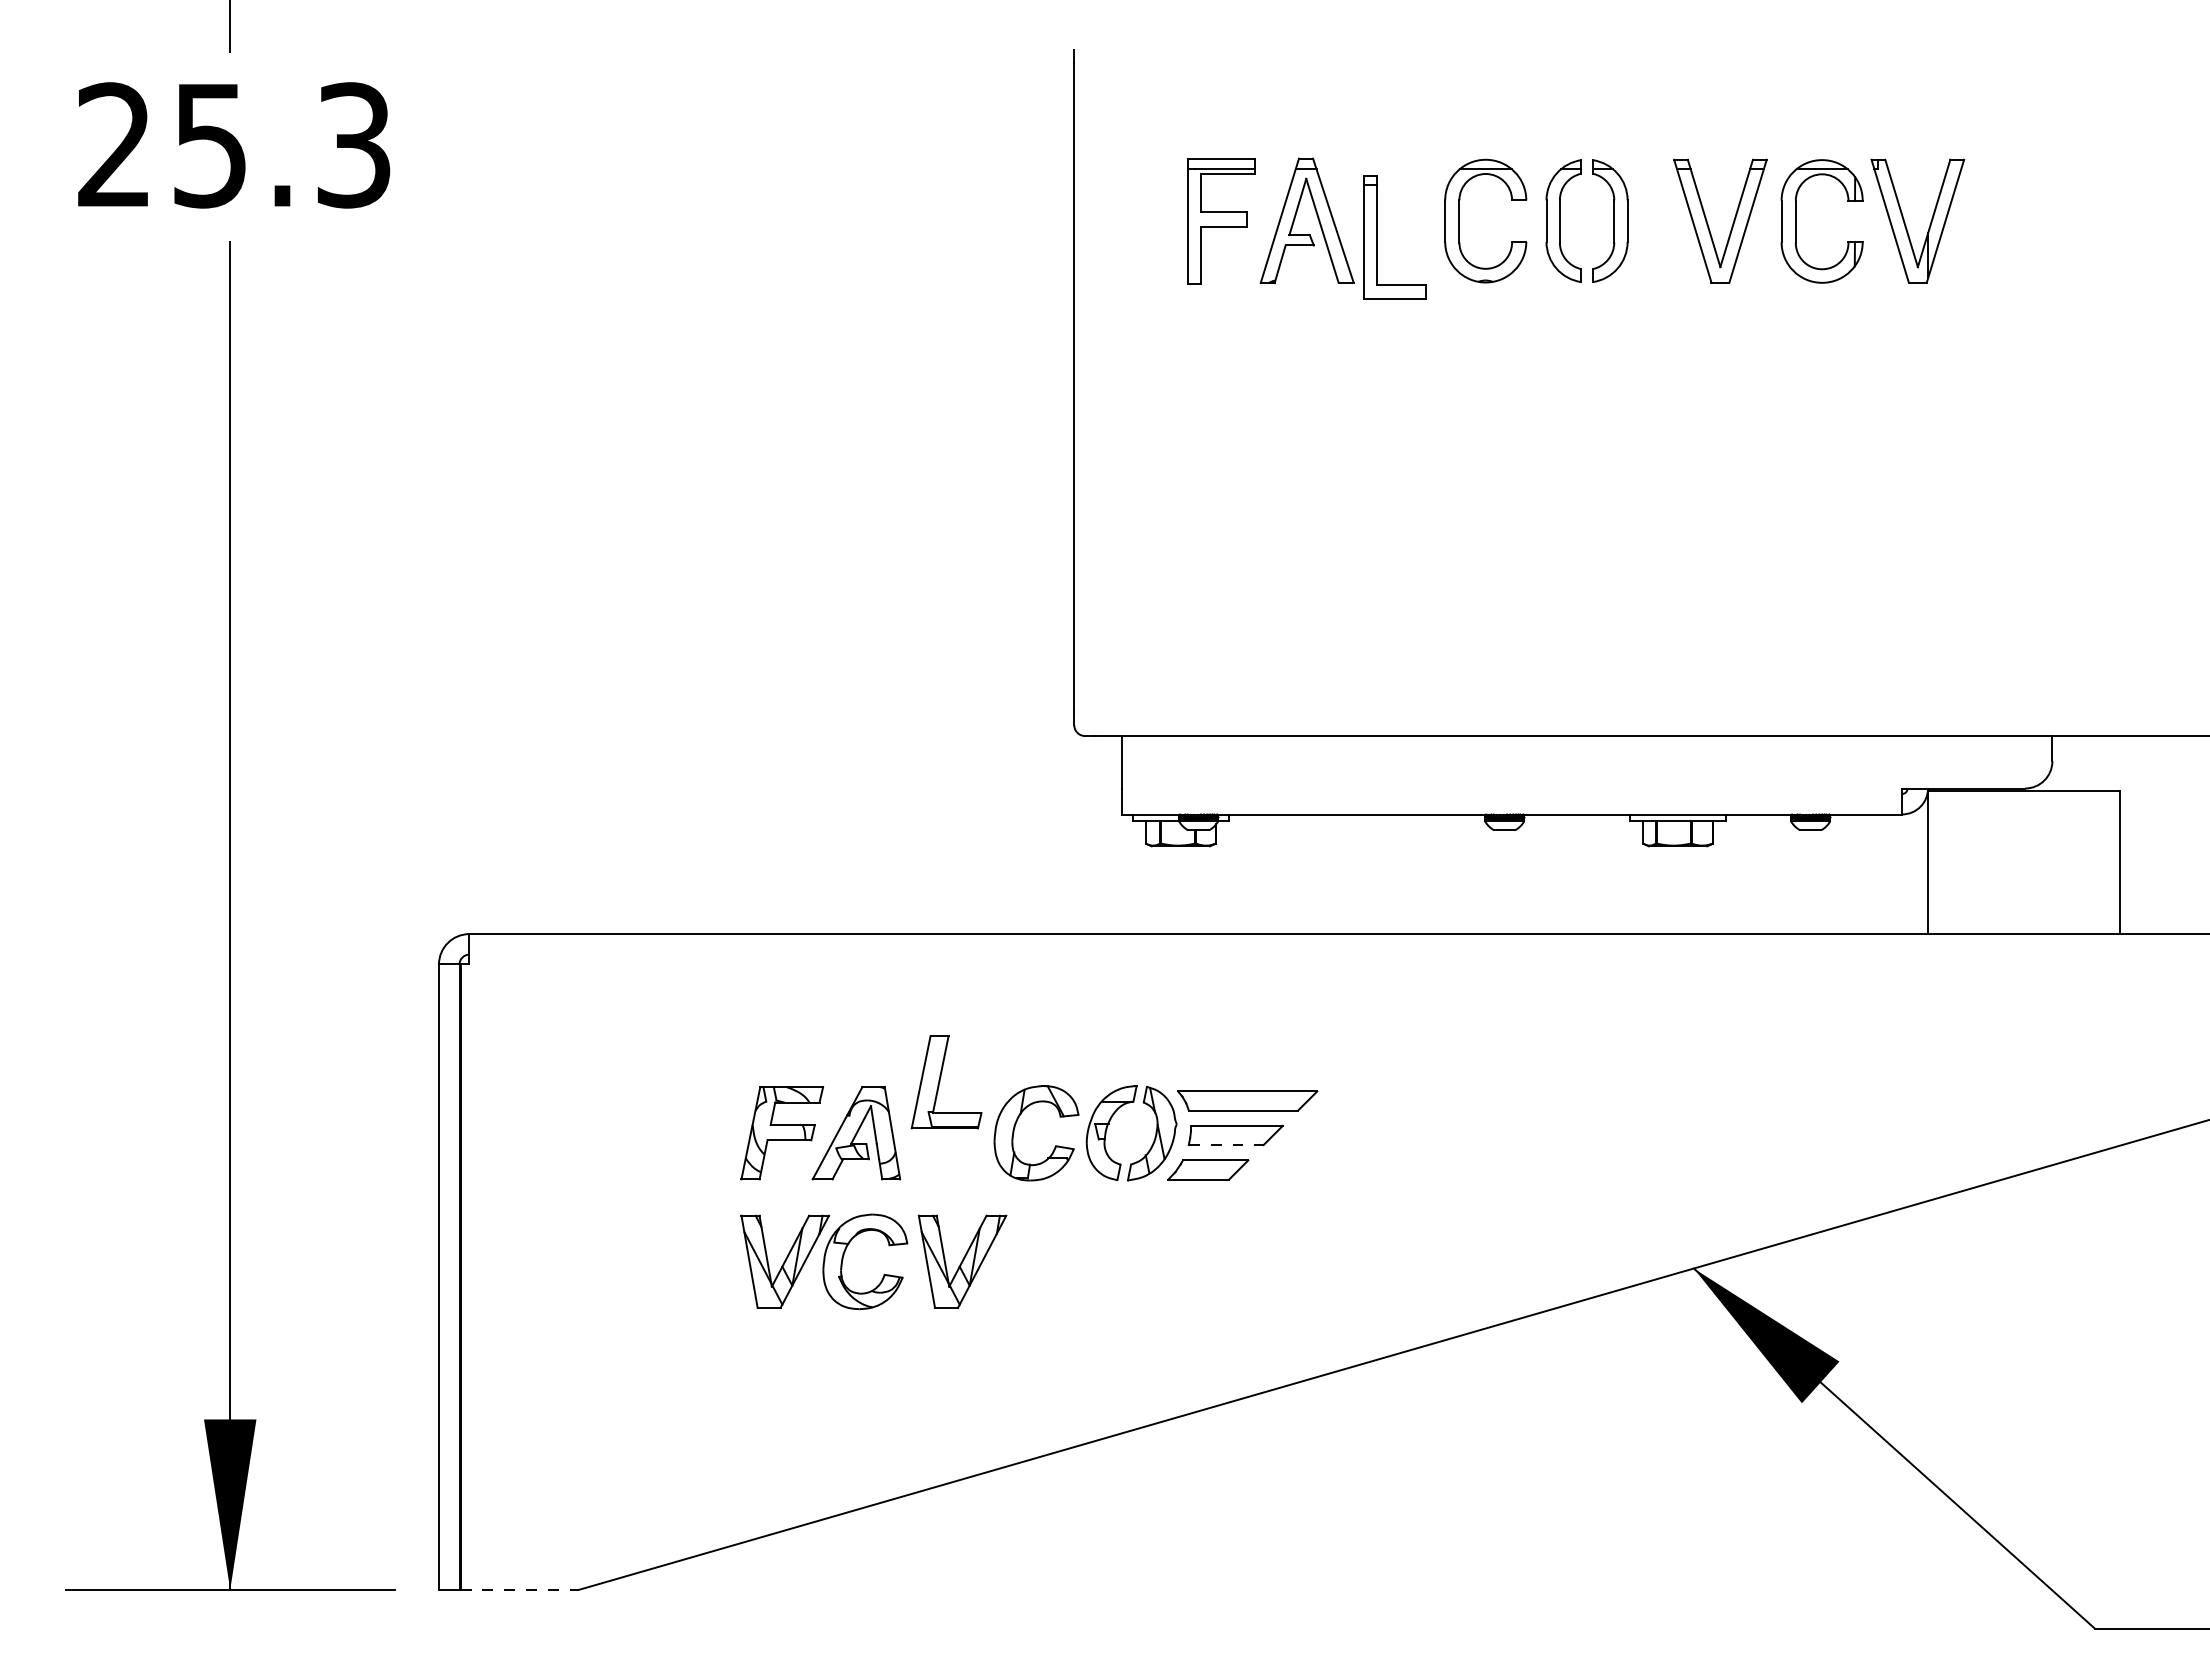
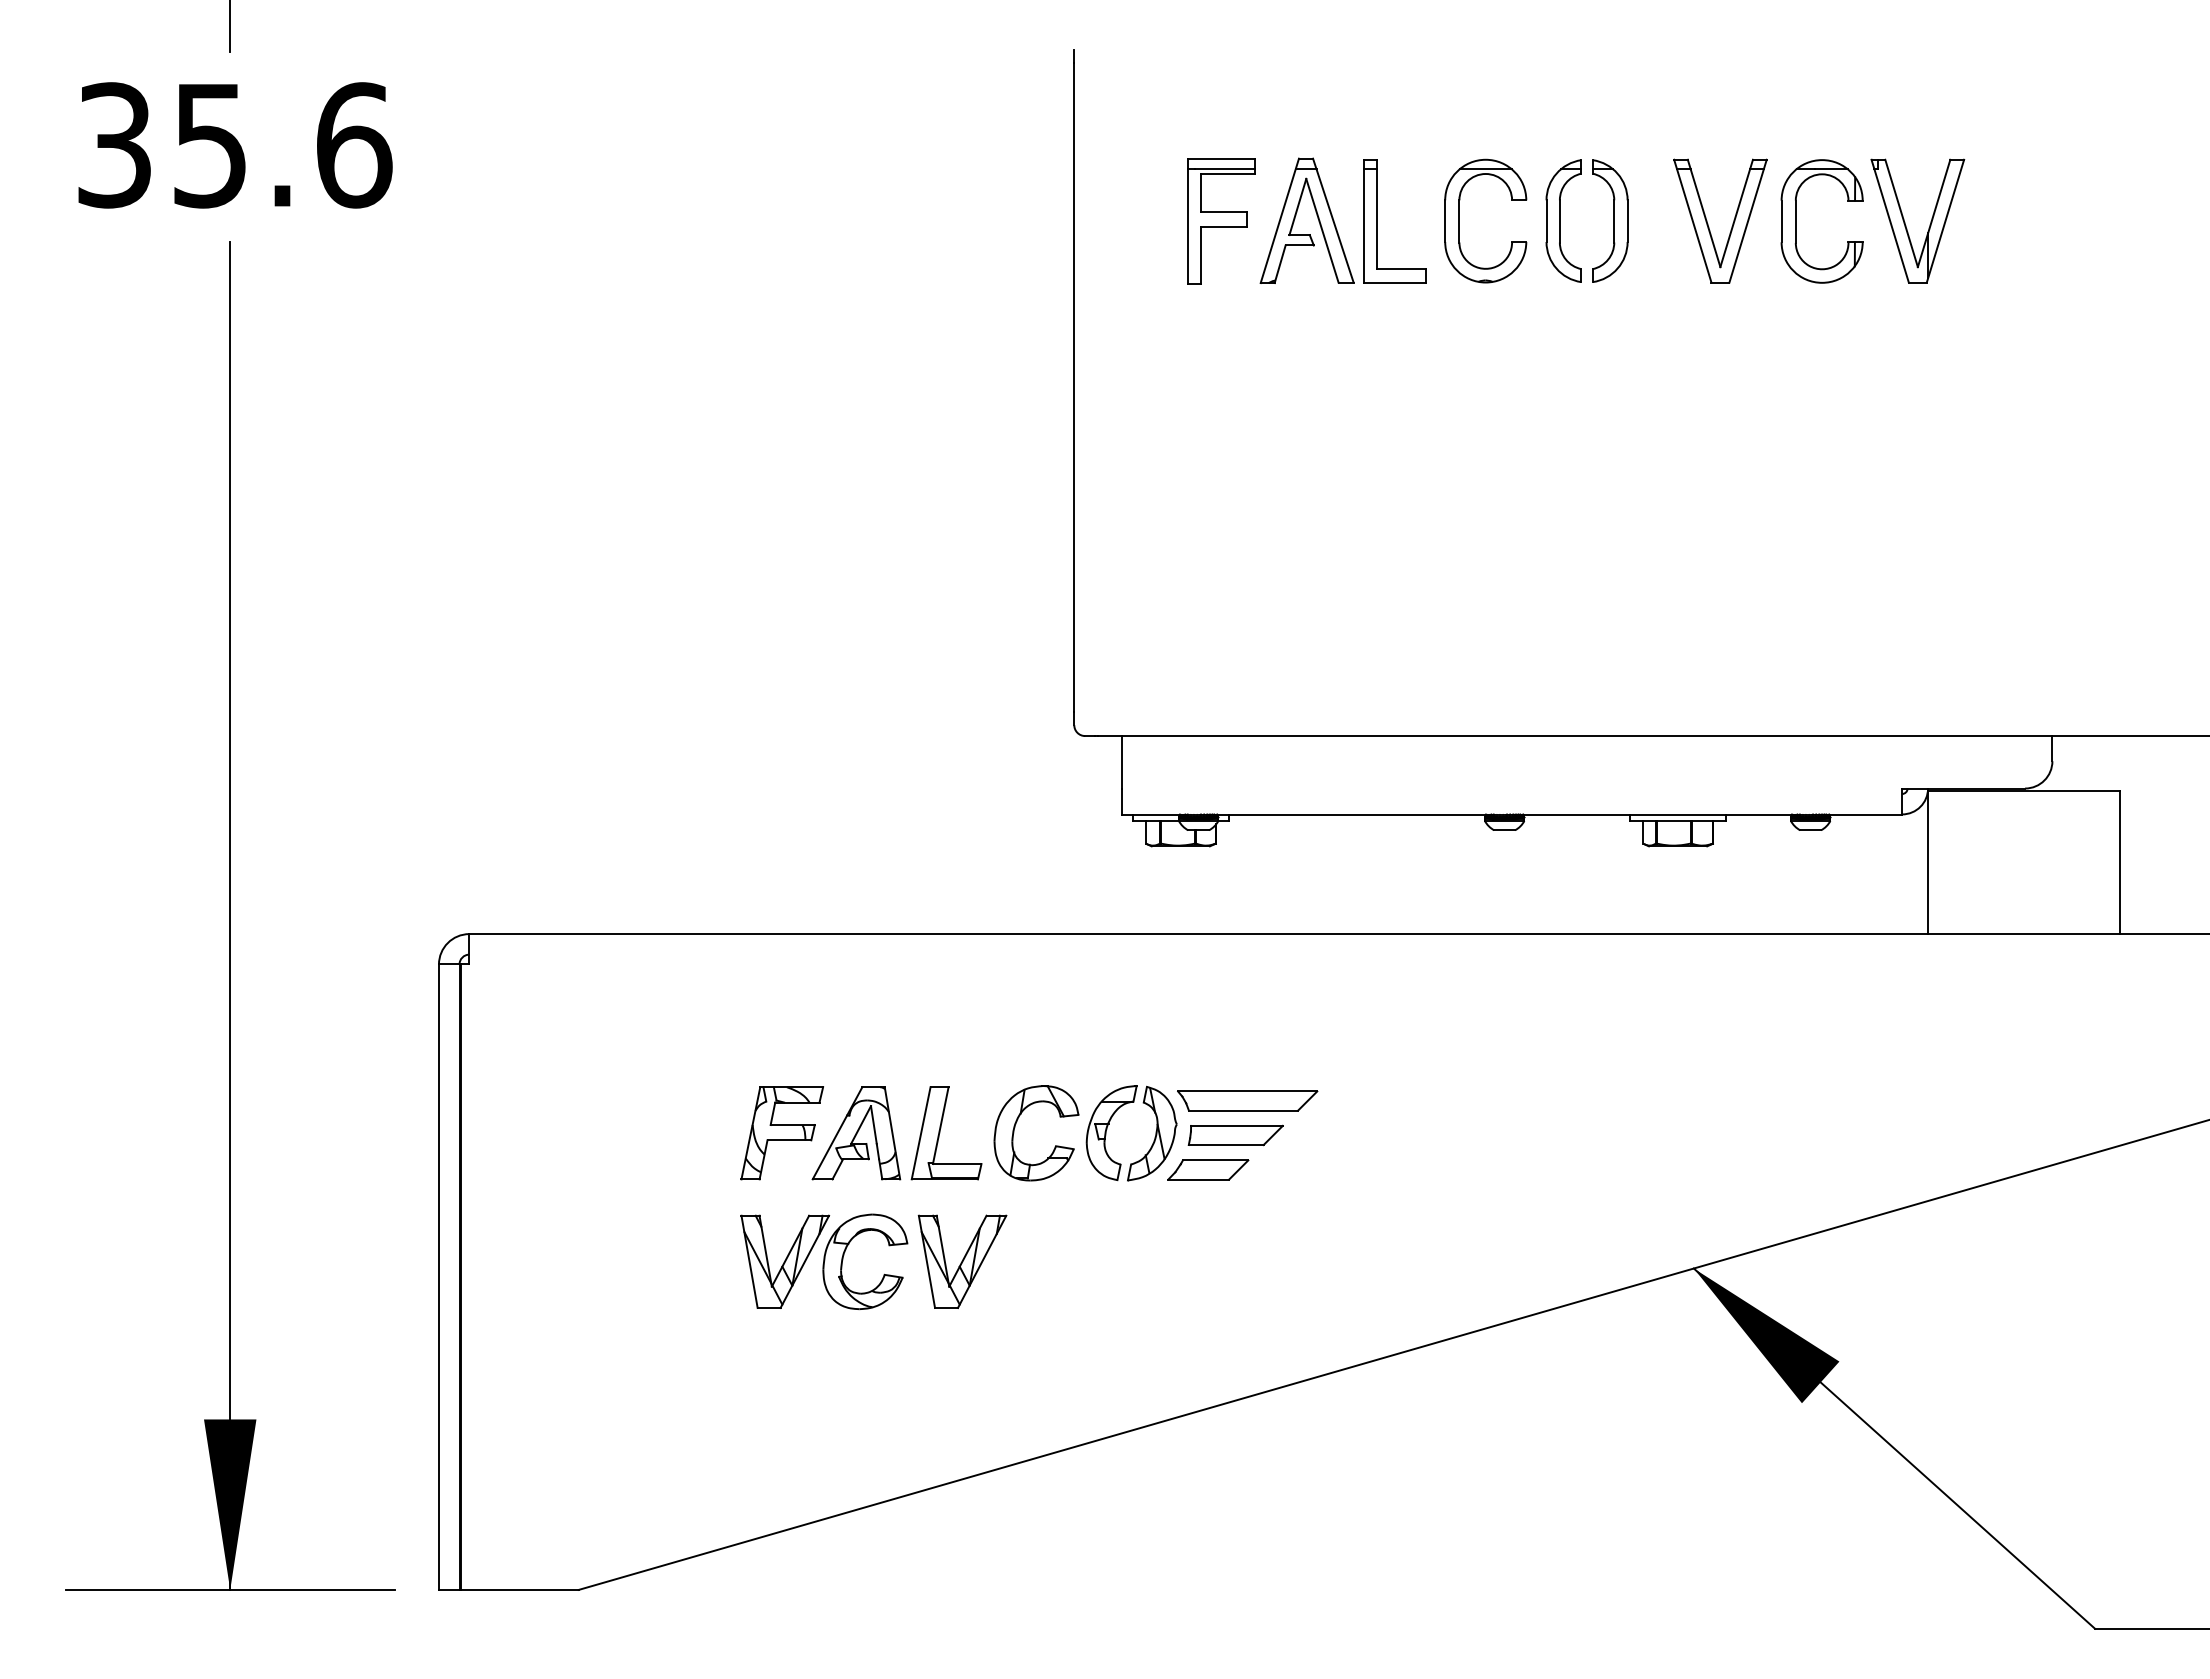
text: 25.3 -> 35.6 (235, 145)
part position: (1377, 237) -> (1377, 221) (1377, 221)
part position: (946, 1082) -> (946, 1133) (946, 1133)
line: dashed -> solid (1226, 1145)
line: dashed -> solid (520, 1589)
